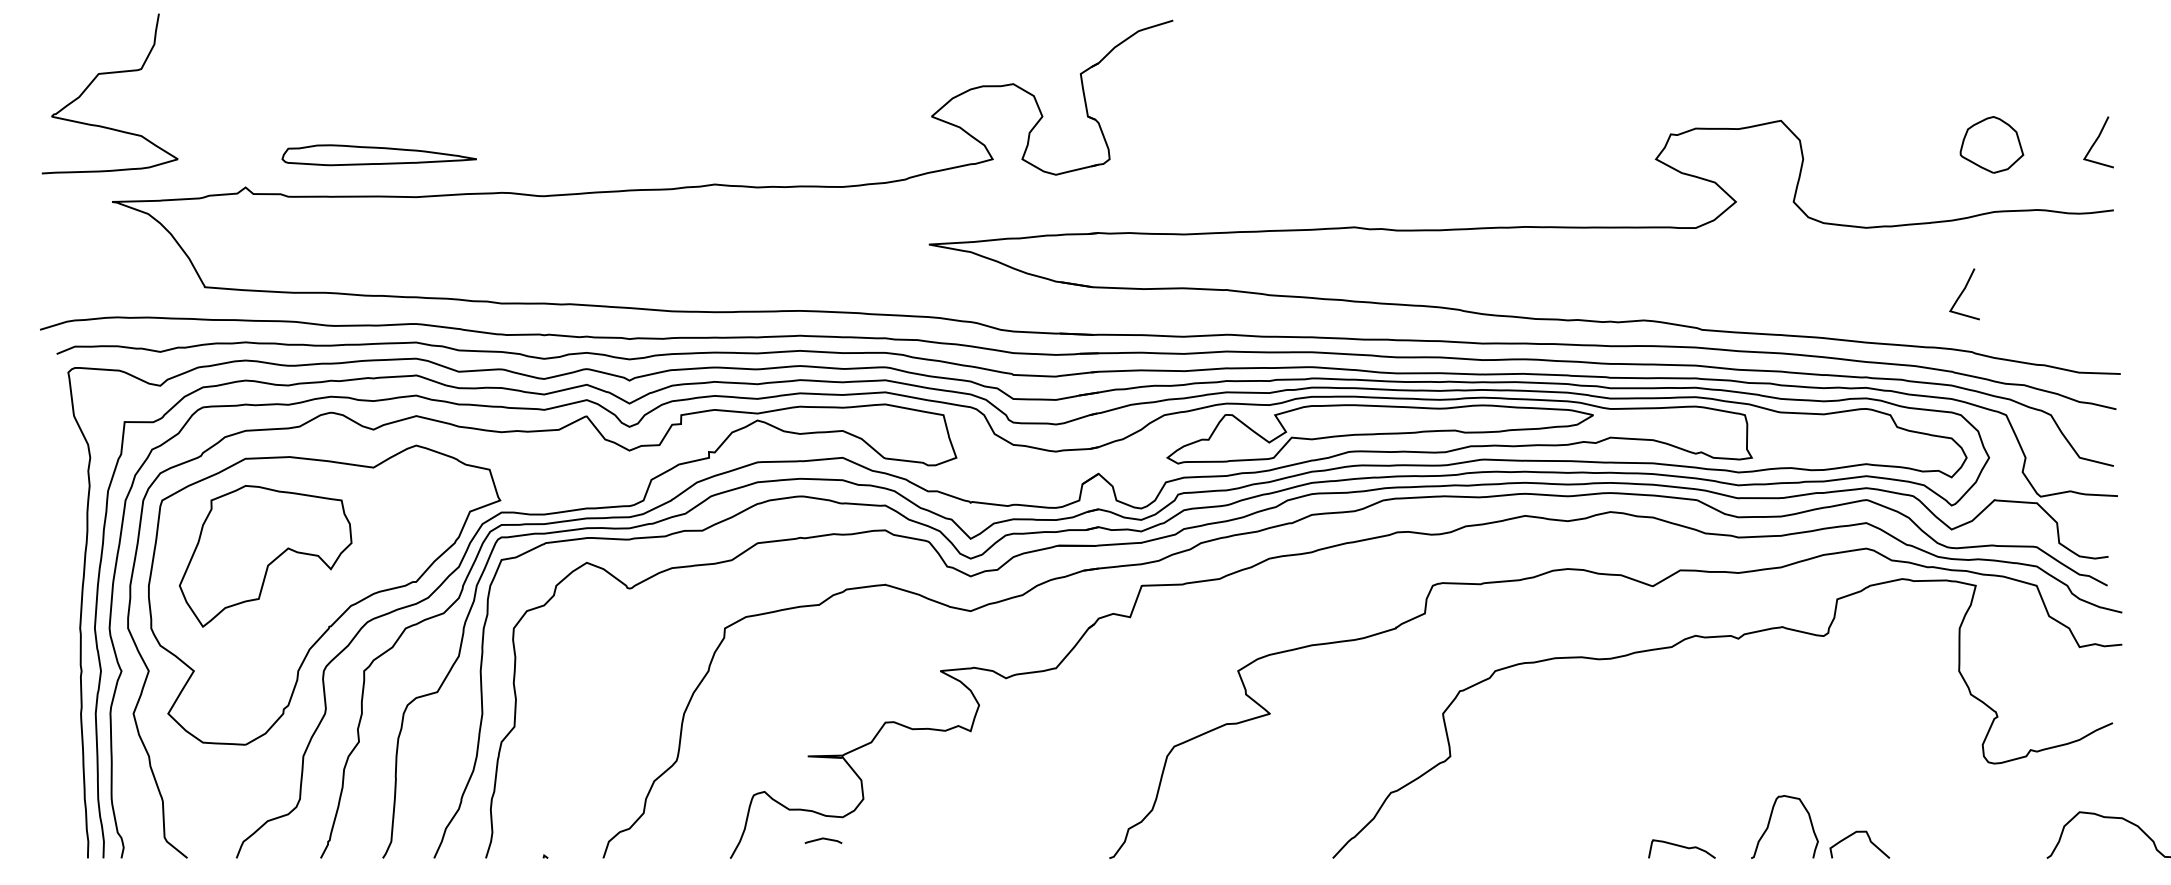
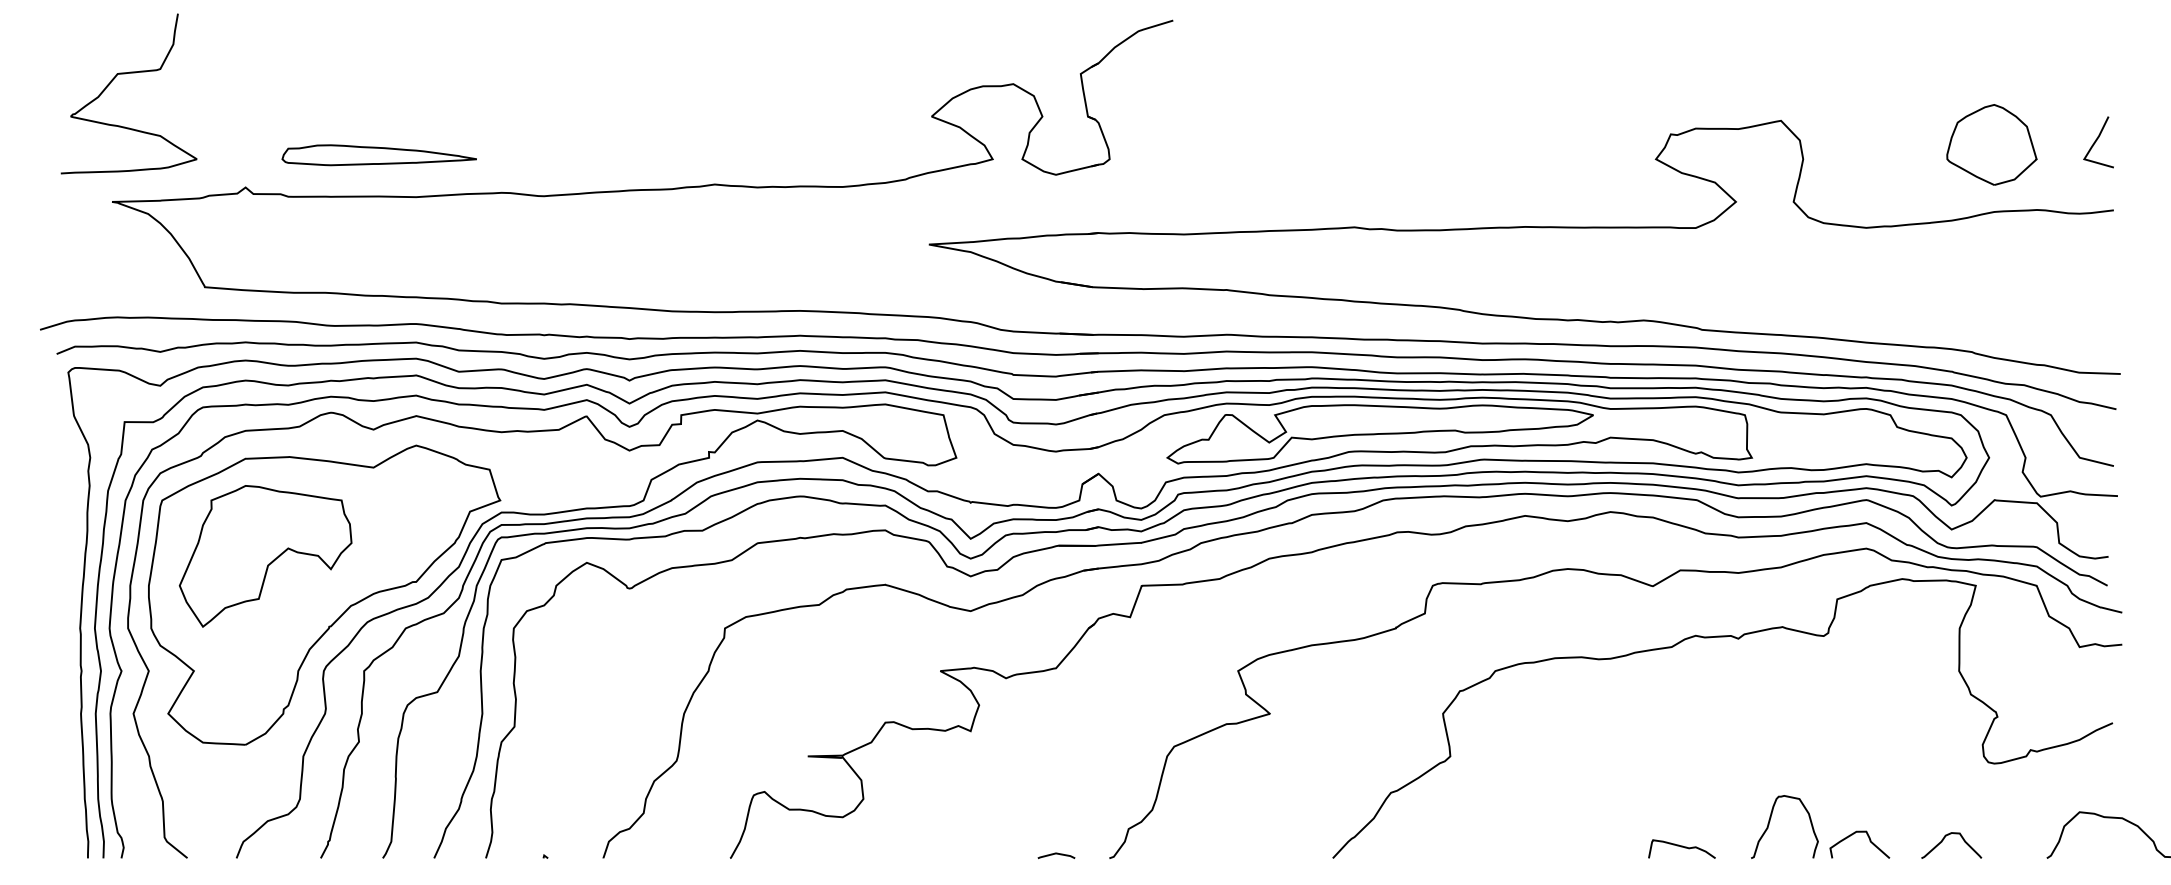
curve position: (106, 74) -> (125, 74) (125, 74)
part size: 66x58 px -> 92x82 px (1991, 144)
line: present -> none (1963, 292)
line position: (823, 839) -> (1056, 854) (1056, 854)
curve: none -> present (1944, 839)
